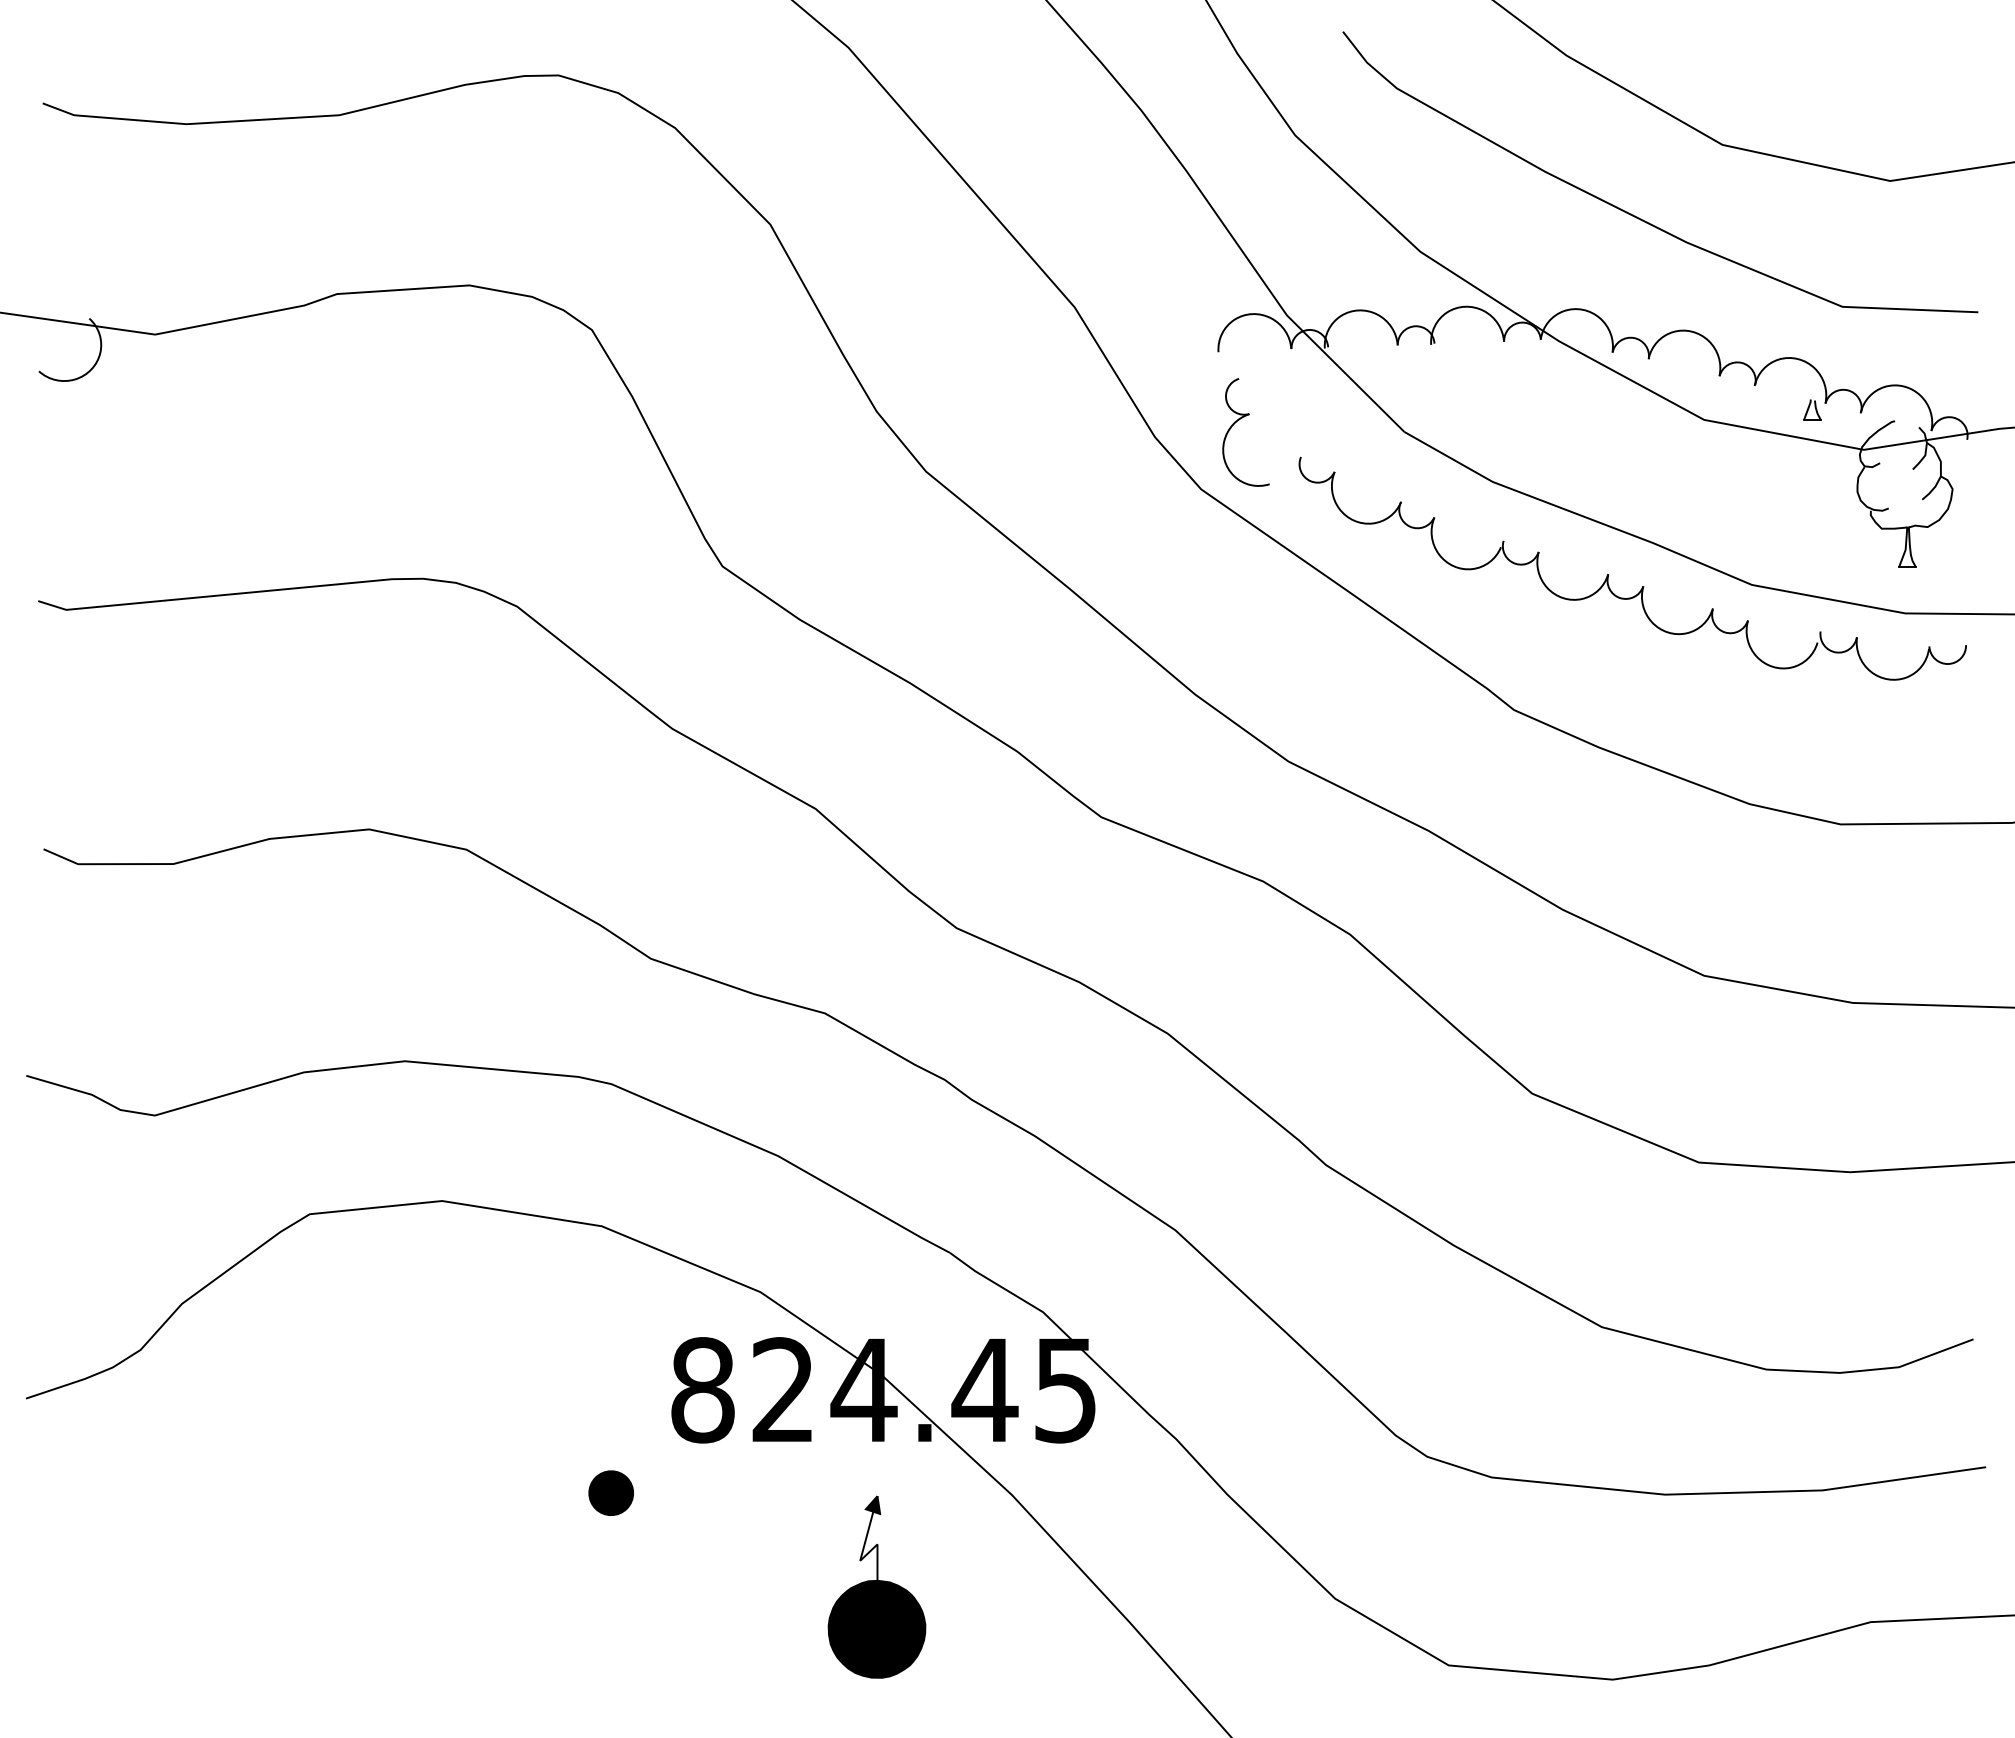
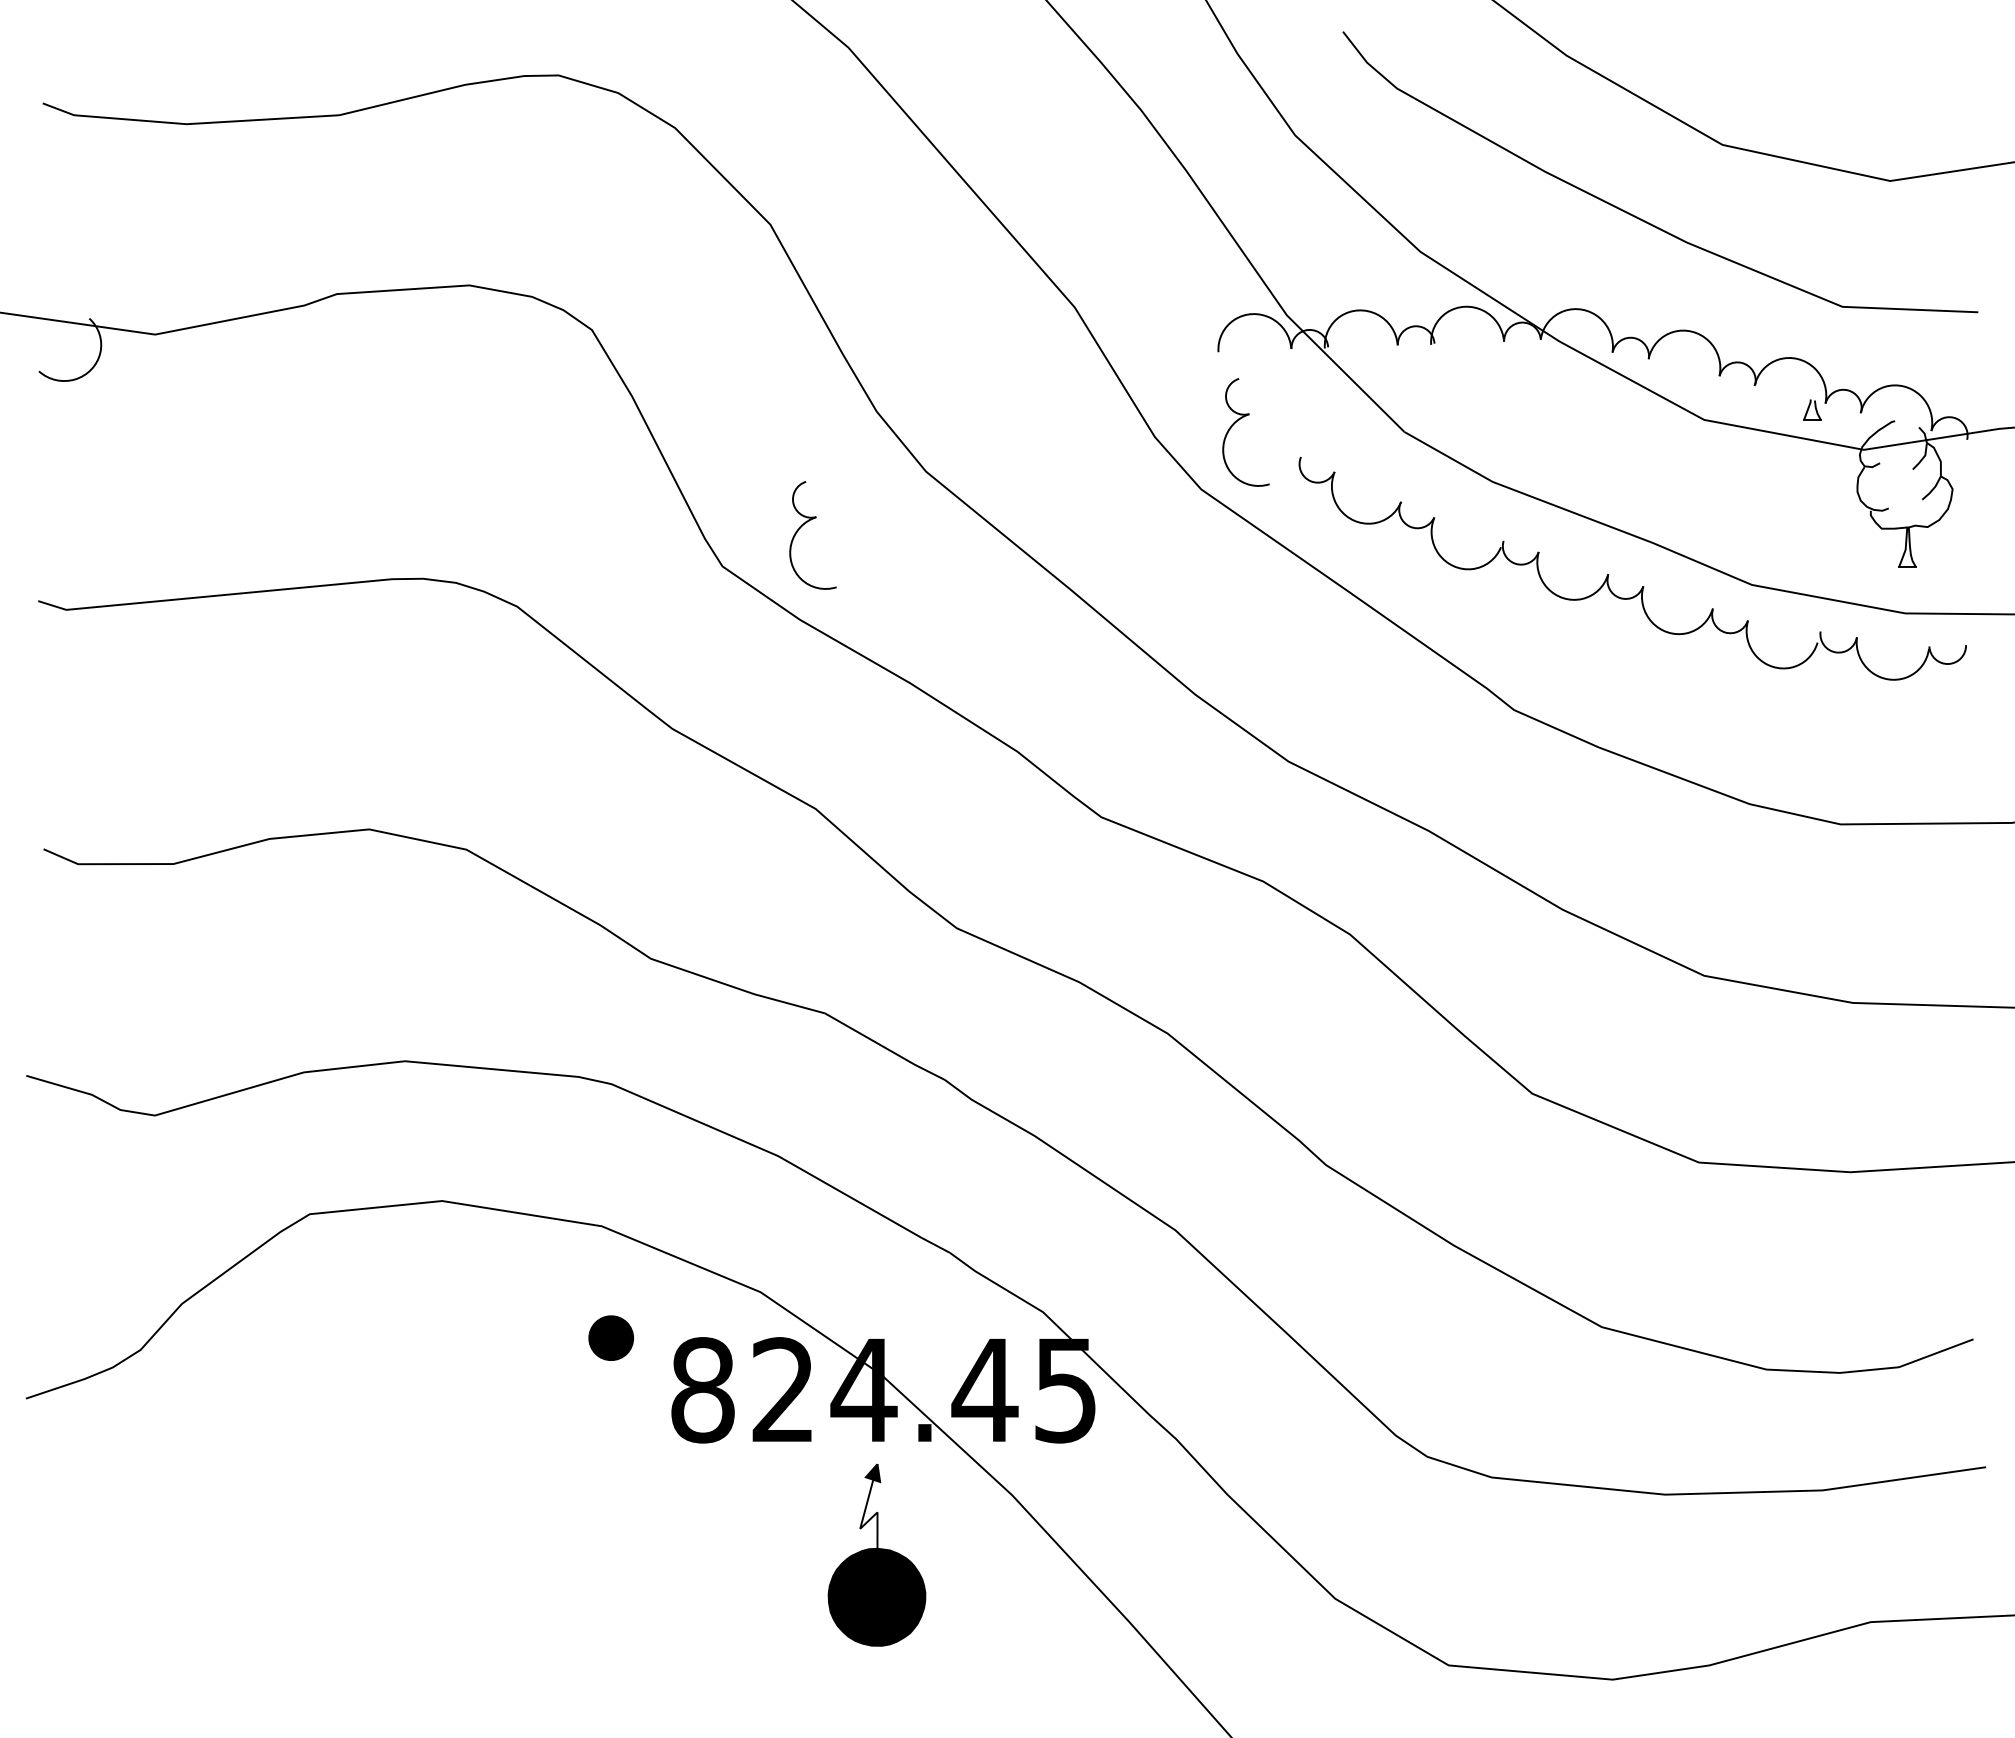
part: none -> present (806, 523)
part position: (610, 1492) -> (610, 1337) (610, 1337)
part position: (876, 1586) -> (876, 1554) (876, 1554)
